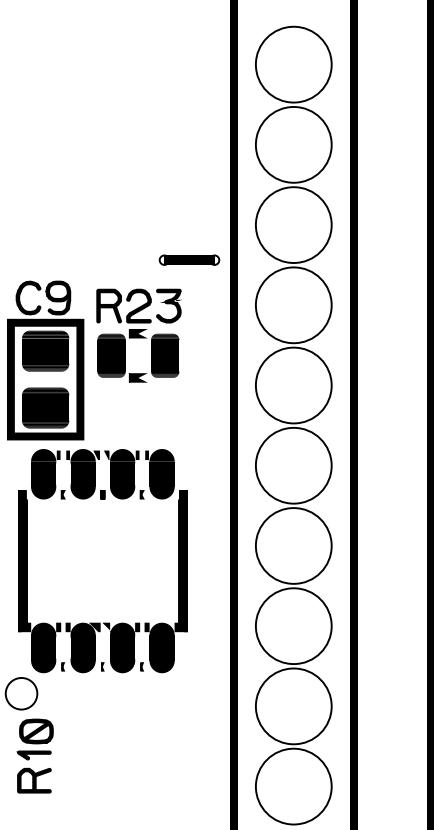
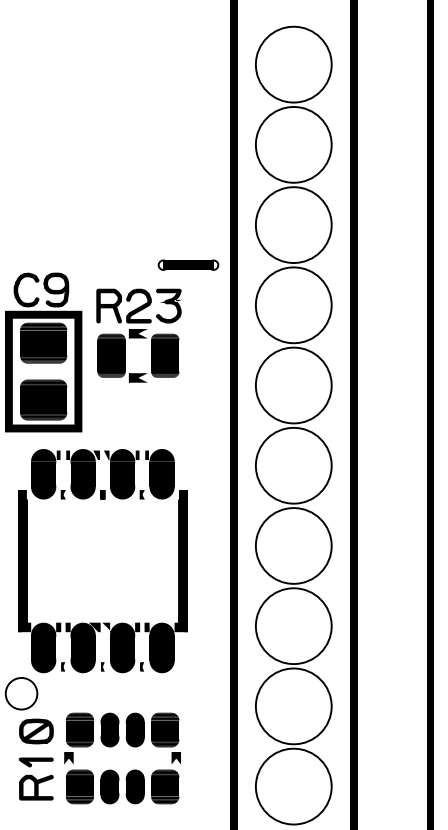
part position: (189, 259) -> (188, 264) (188, 264)
part position: (45, 360) -> (43, 352) (43, 352)
part: none -> present (114, 746)
part position: (33, 771) -> (35, 778) (35, 778)
